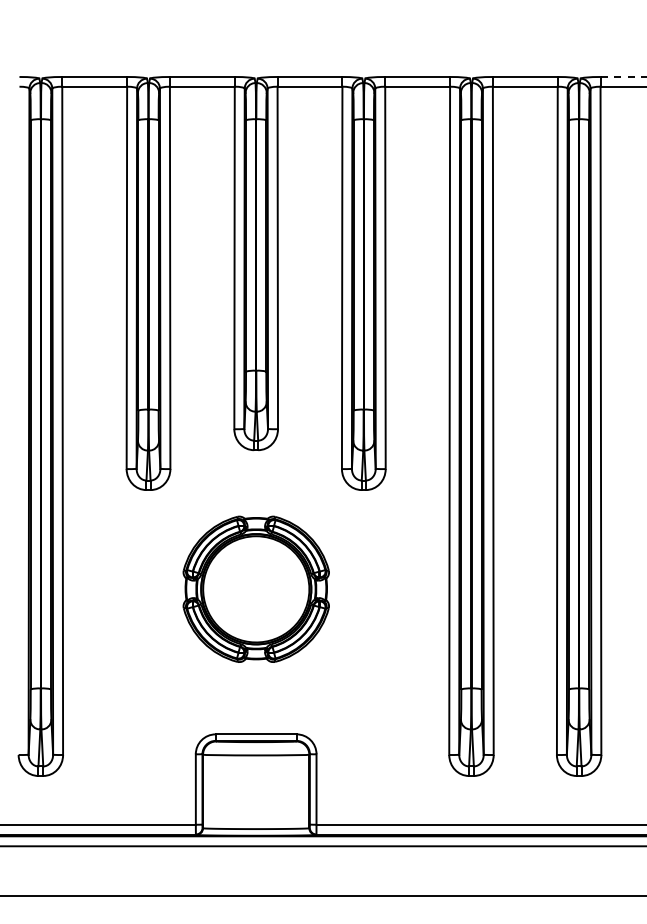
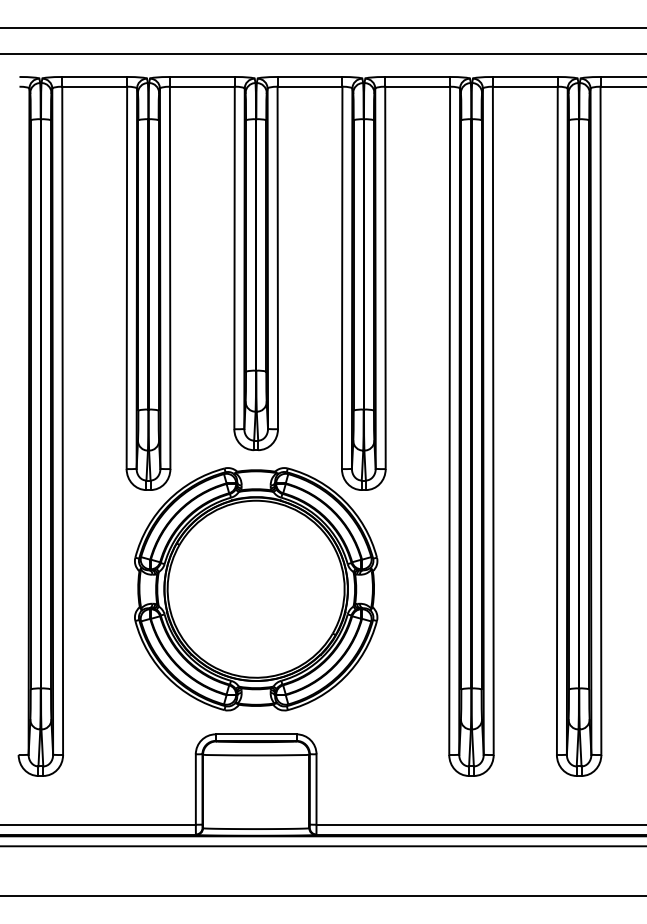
line: none -> present (322, 27)
line: none -> present (322, 54)
line: dashed -> solid (623, 76)
part size: 148x148 px -> 245x245 px (256, 589)
